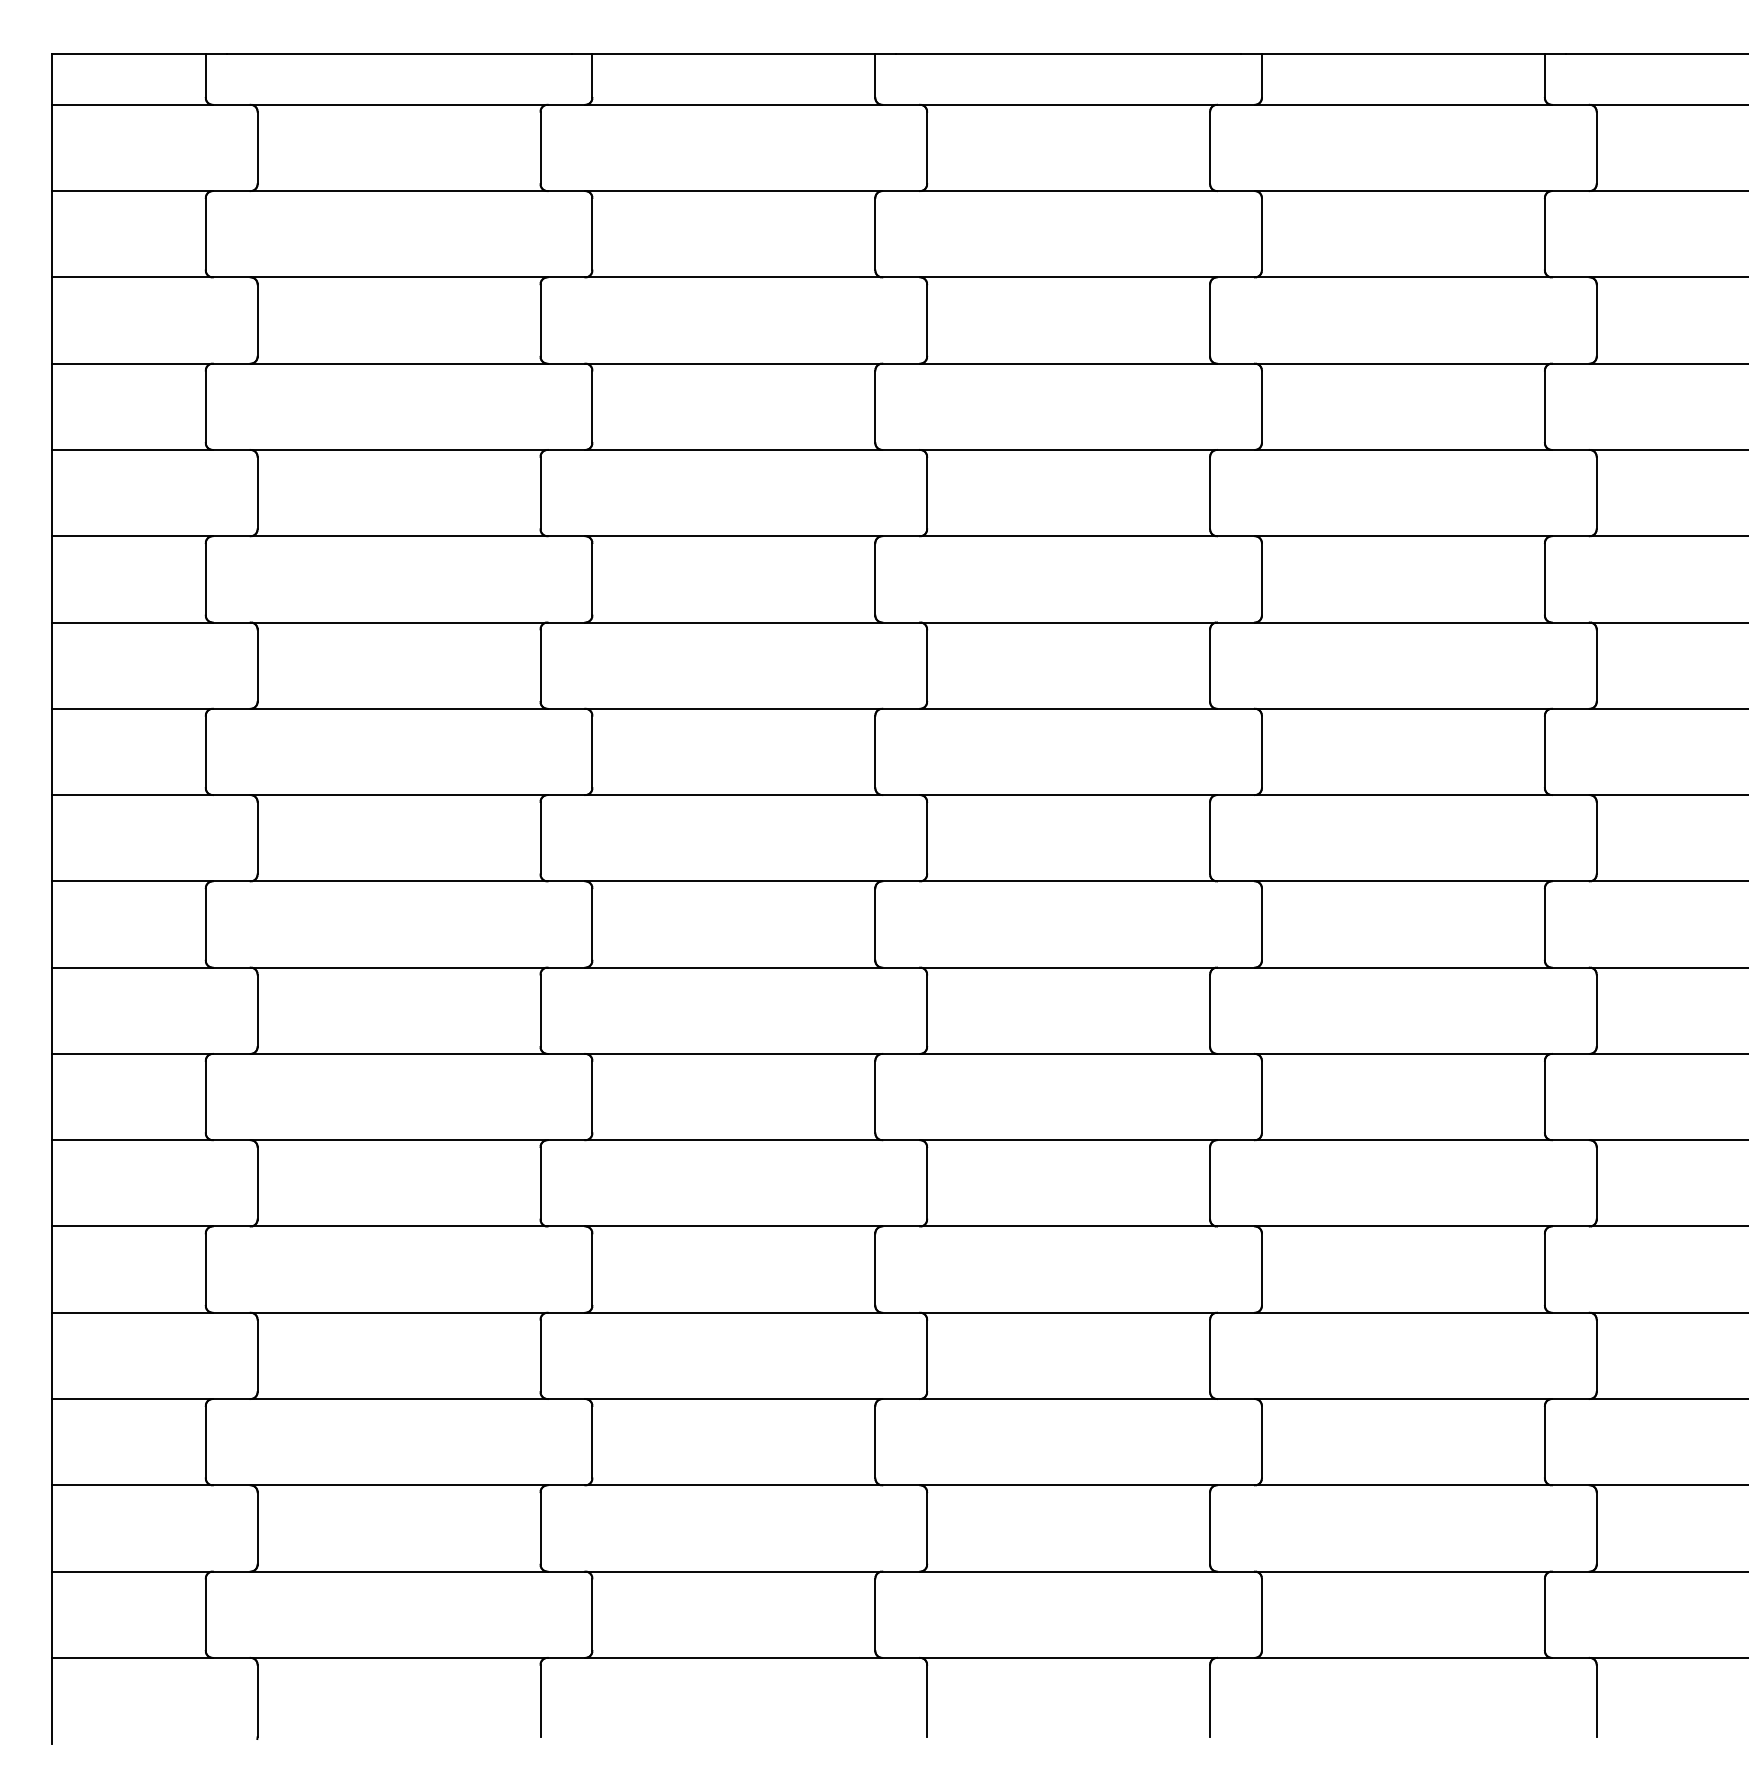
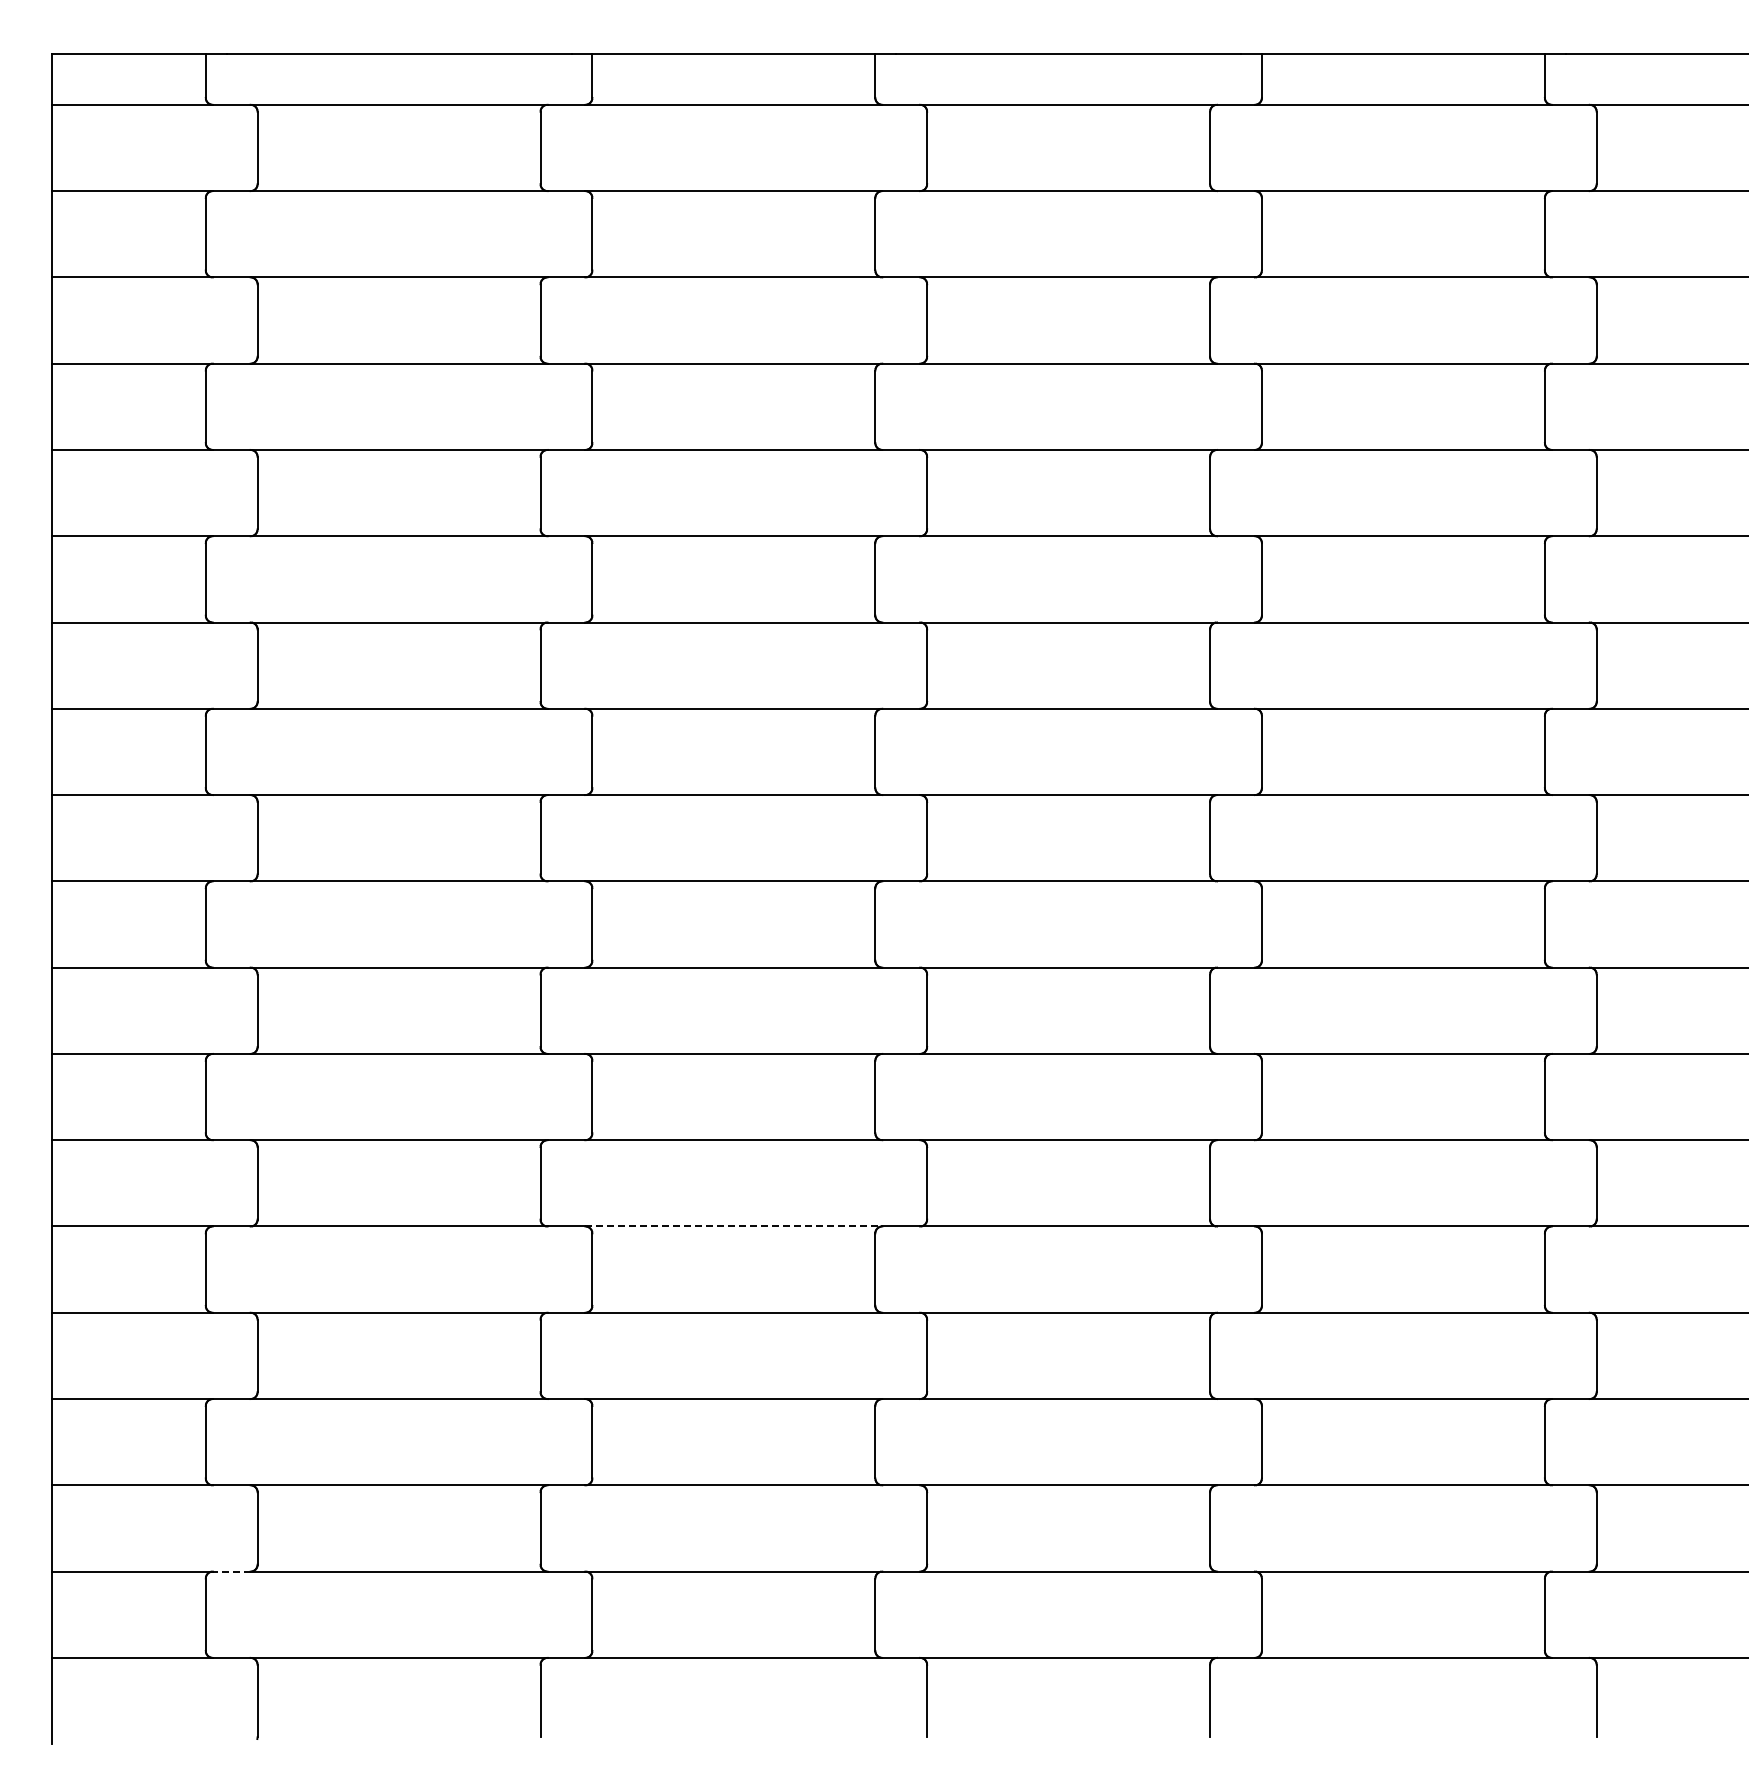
line: solid -> dashed (734, 1226)
line: solid -> dashed (231, 1571)
